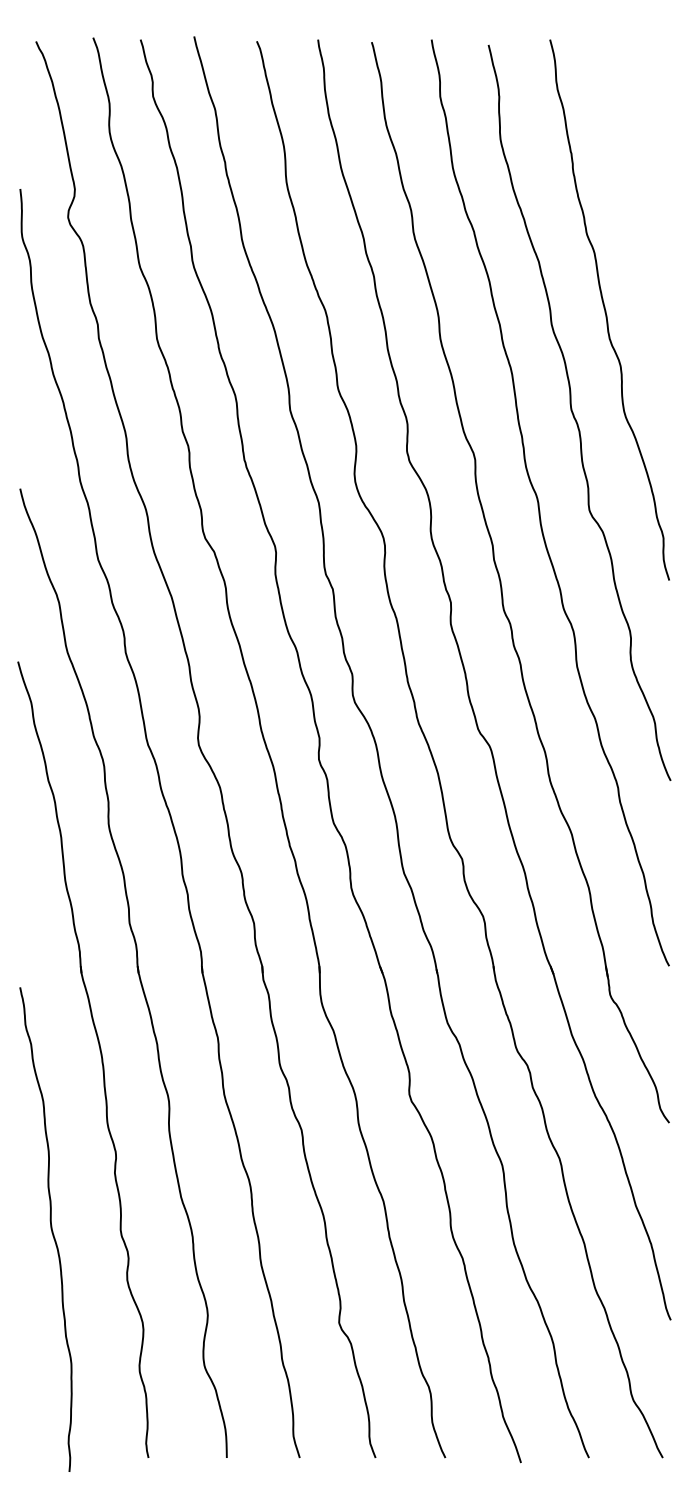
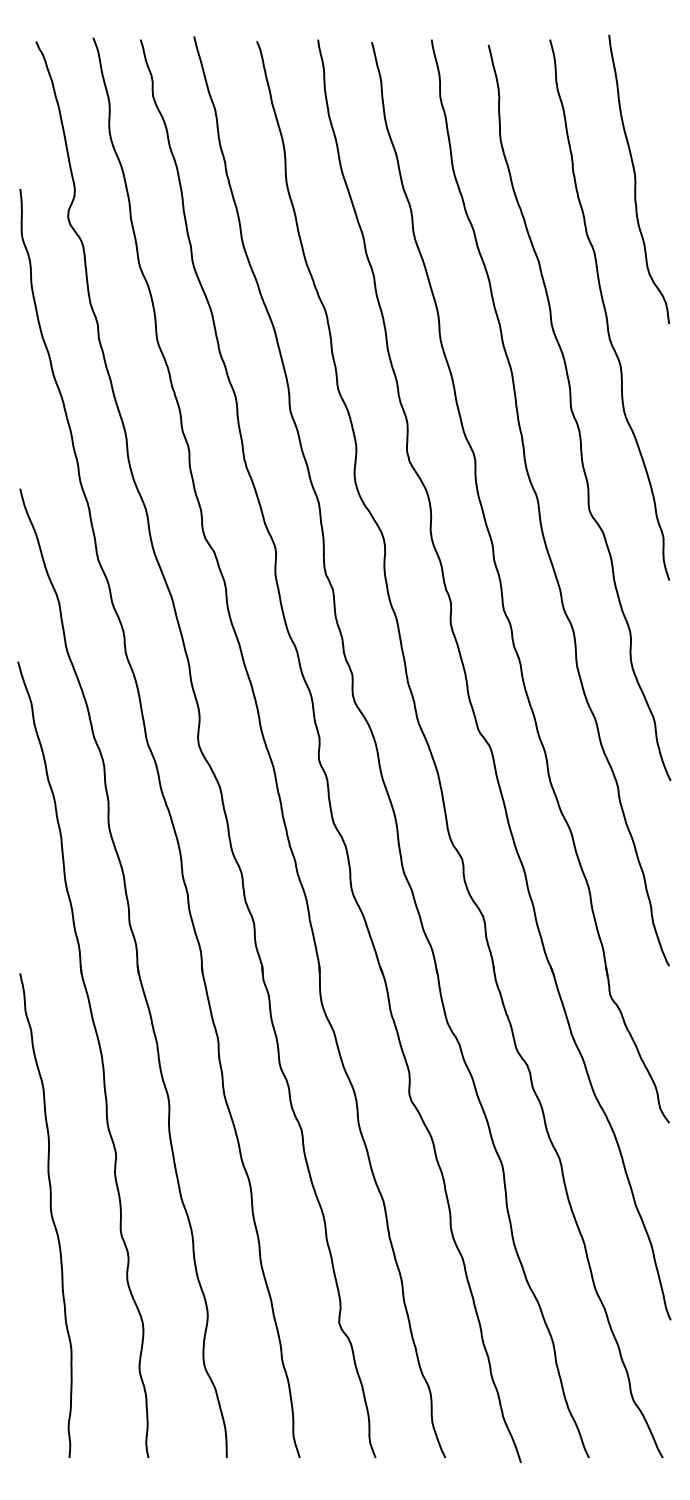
curve: none -> present (636, 179)
curve position: (50, 1229) -> (50, 1215) (50, 1215)
